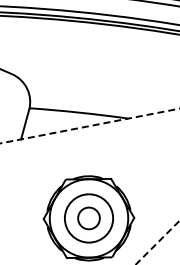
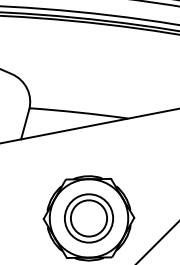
line: dashed -> solid (90, 126)
circle diameter: 22 px -> 36 px (88, 218)
line: dashed -> solid (158, 242)
